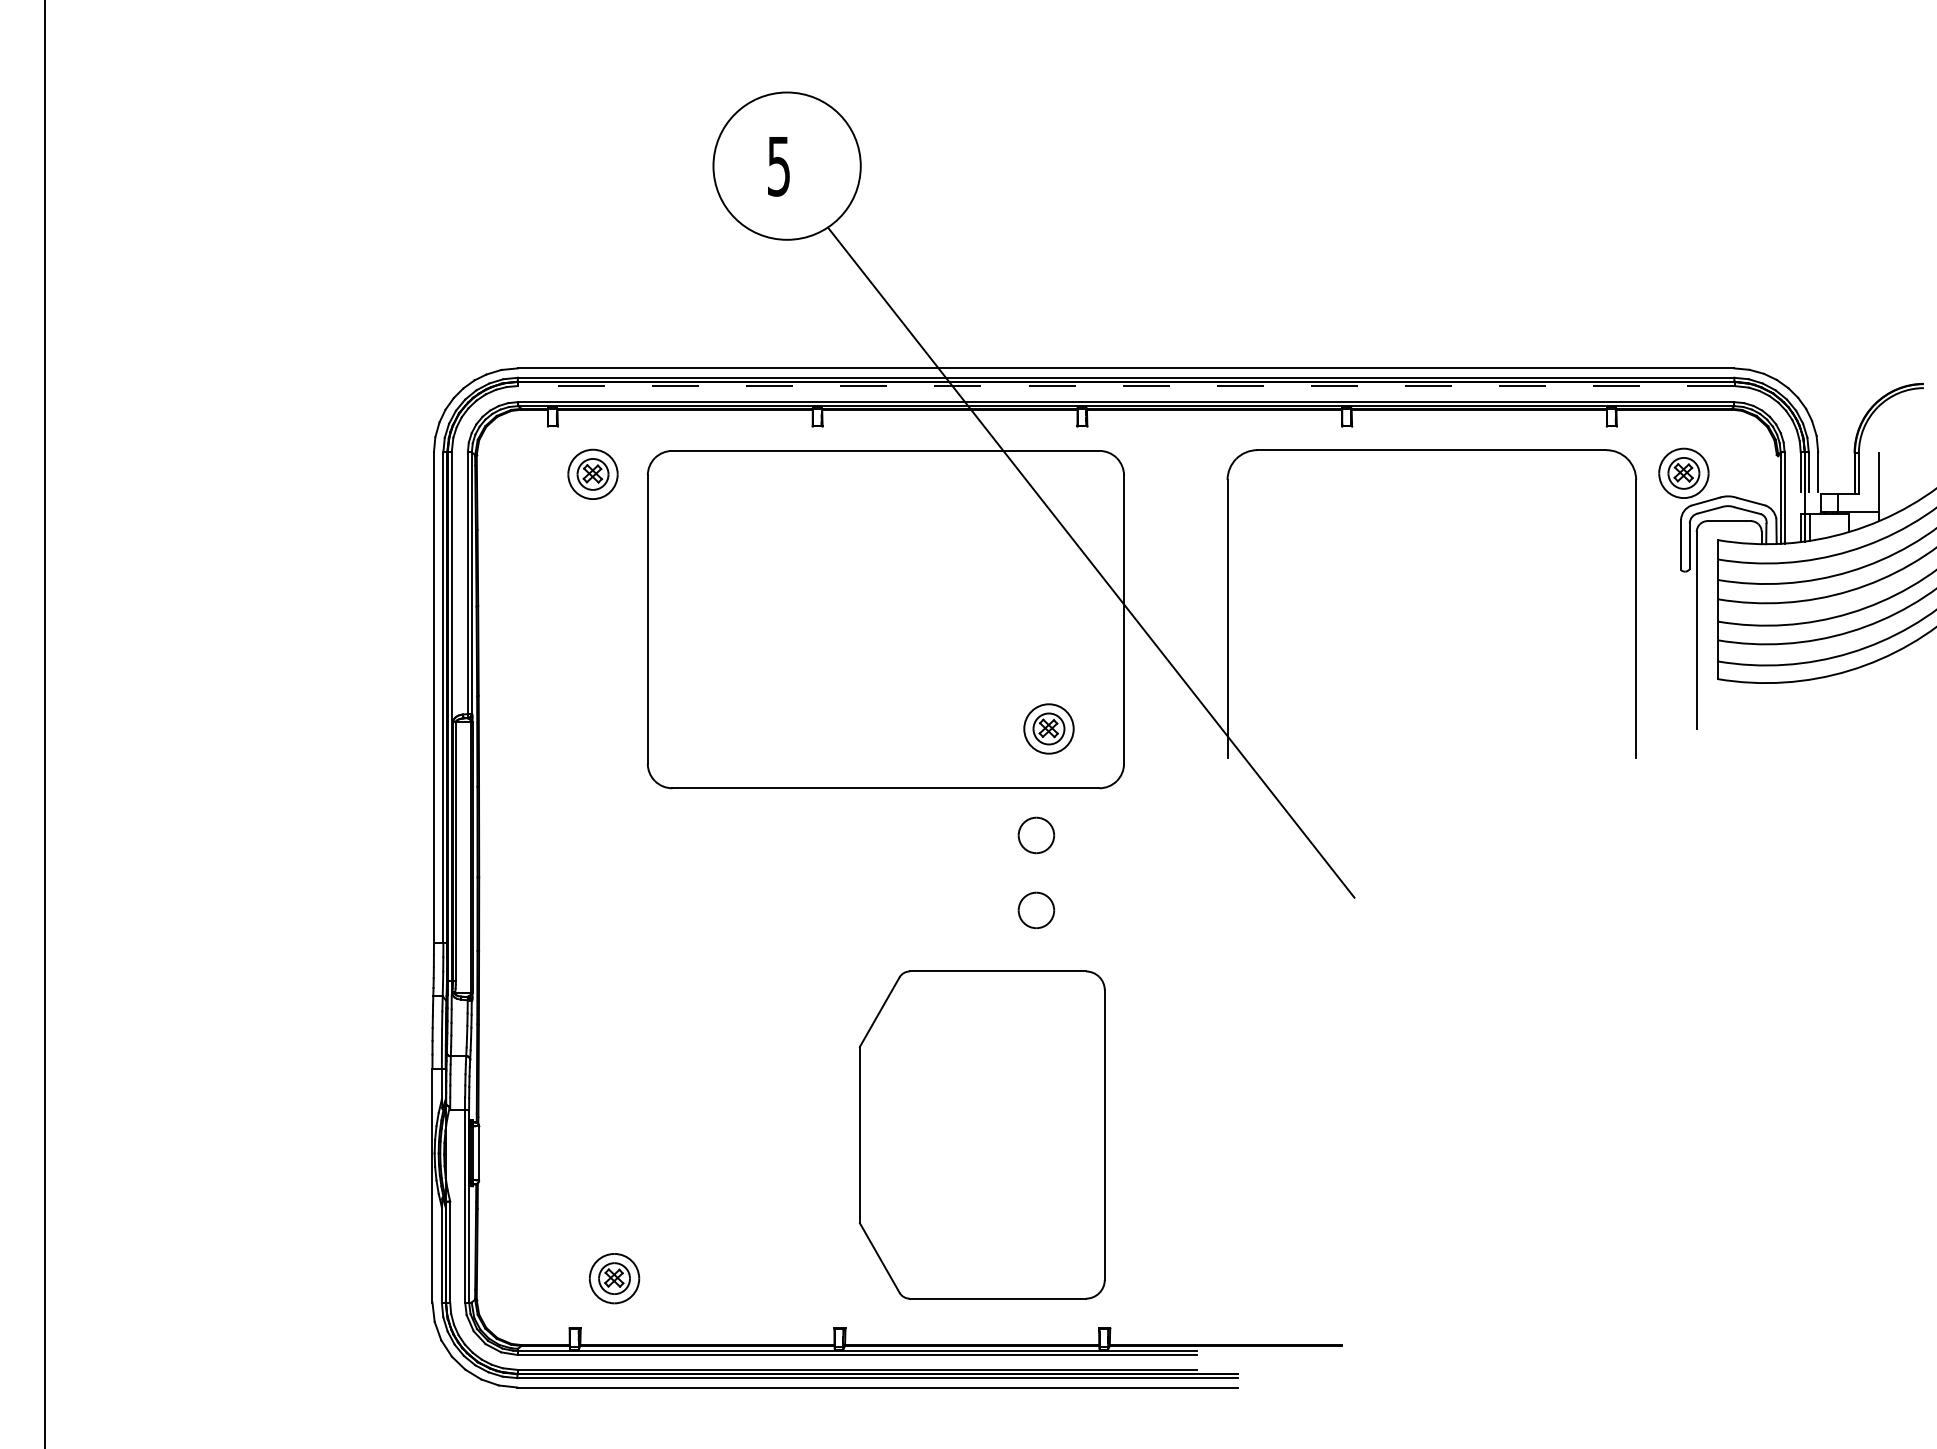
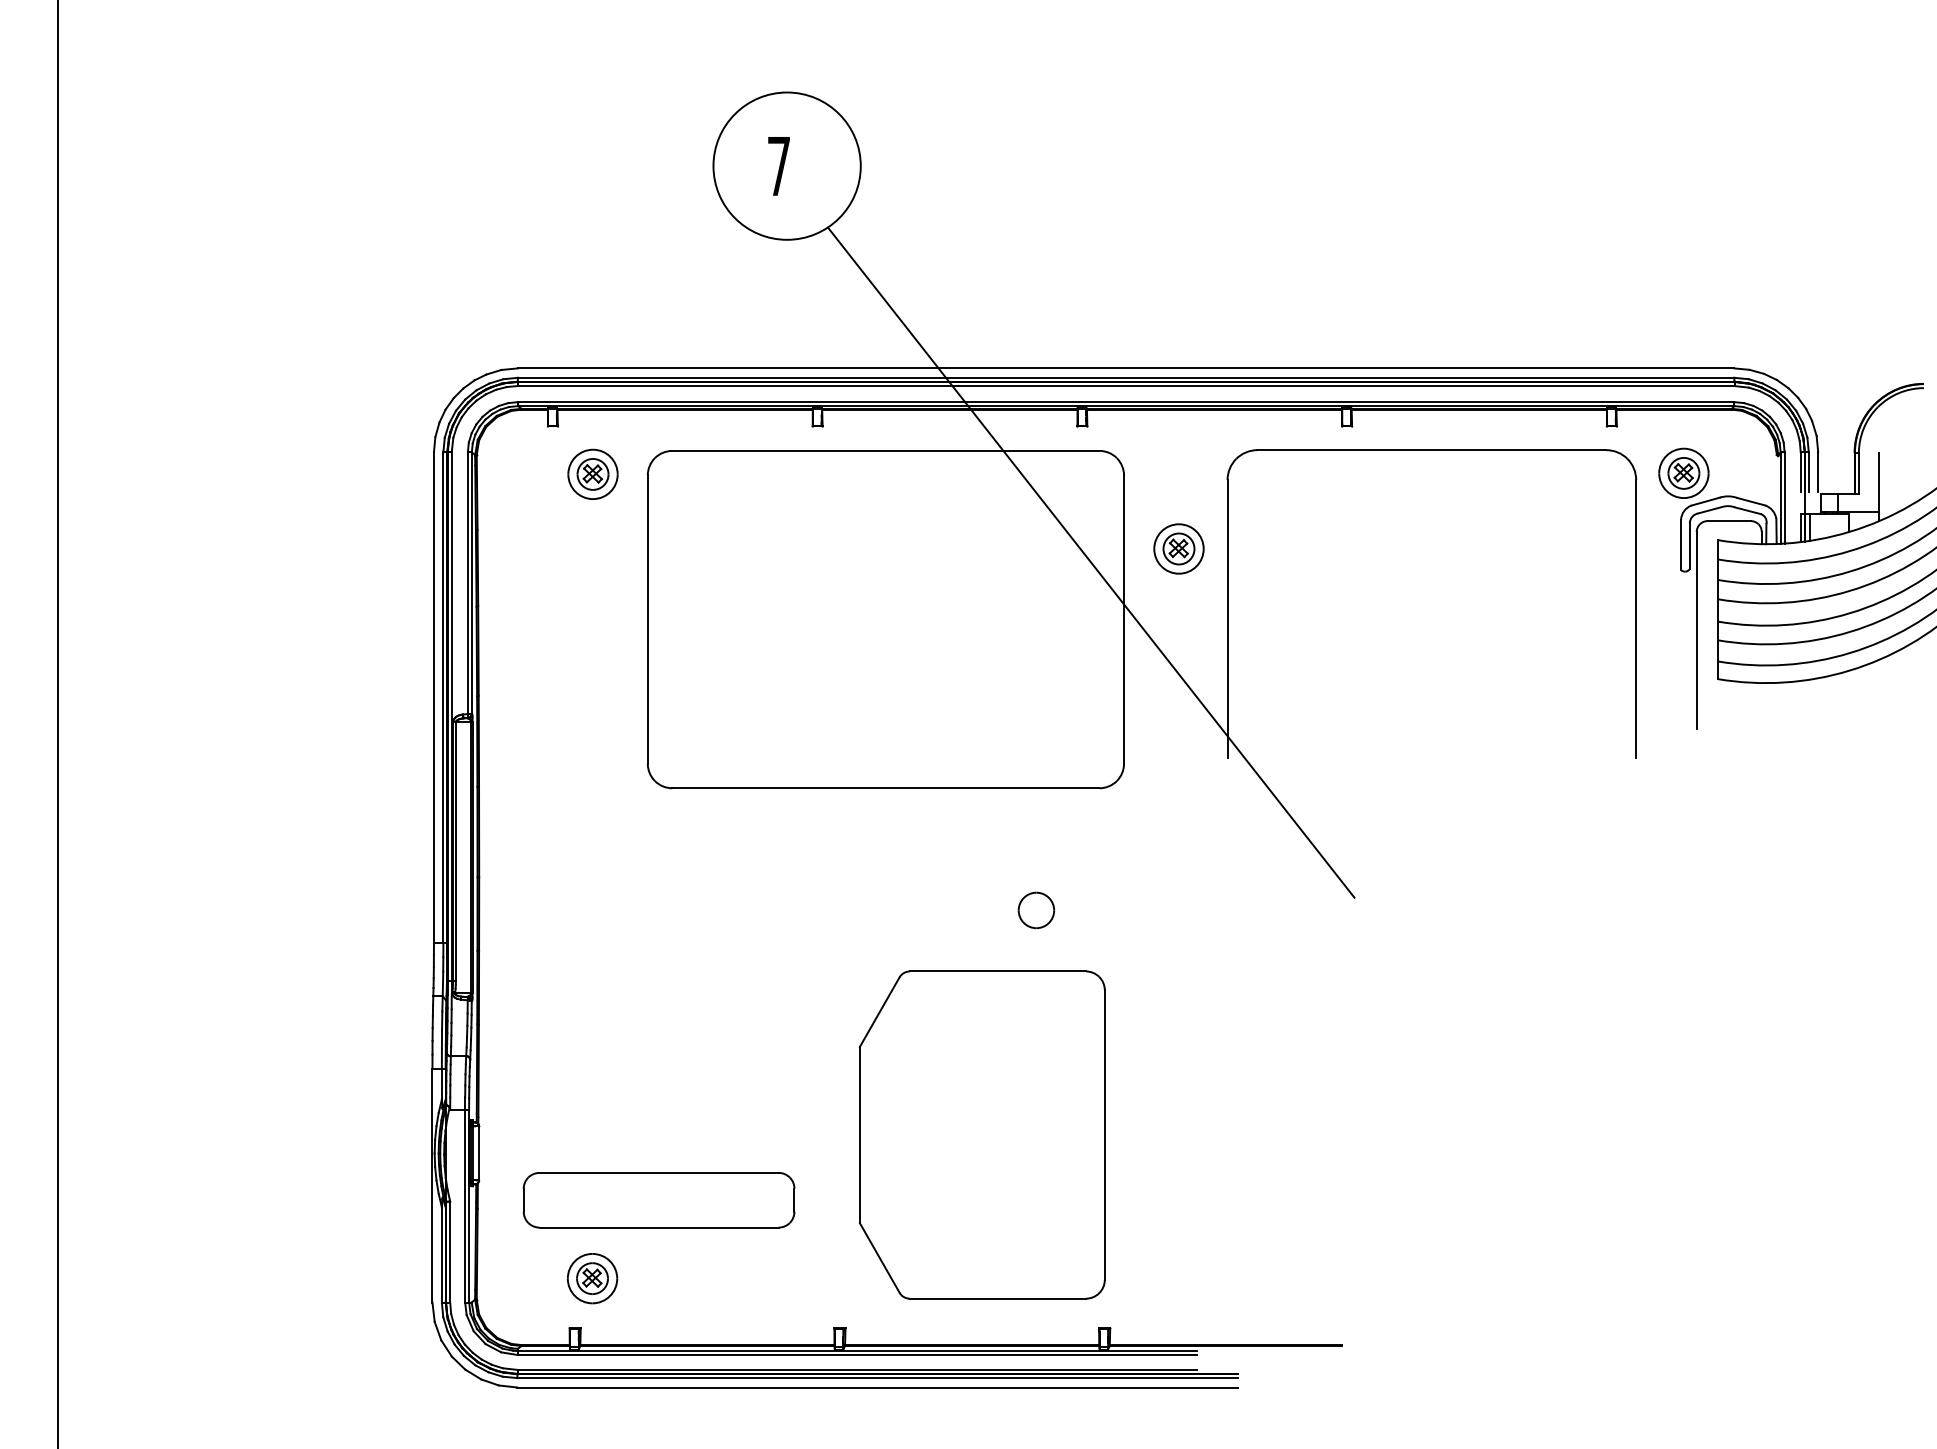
text: 5 -> 7 (778, 166)
line: dashed -> solid (1125, 386)
line position: (45, 723) -> (58, 723) (58, 723)
part position: (1048, 728) -> (1178, 548) (1178, 548)
part: present -> none (1036, 835)
part: none -> present (658, 1200)
part position: (614, 1278) -> (592, 1278) (592, 1278)
